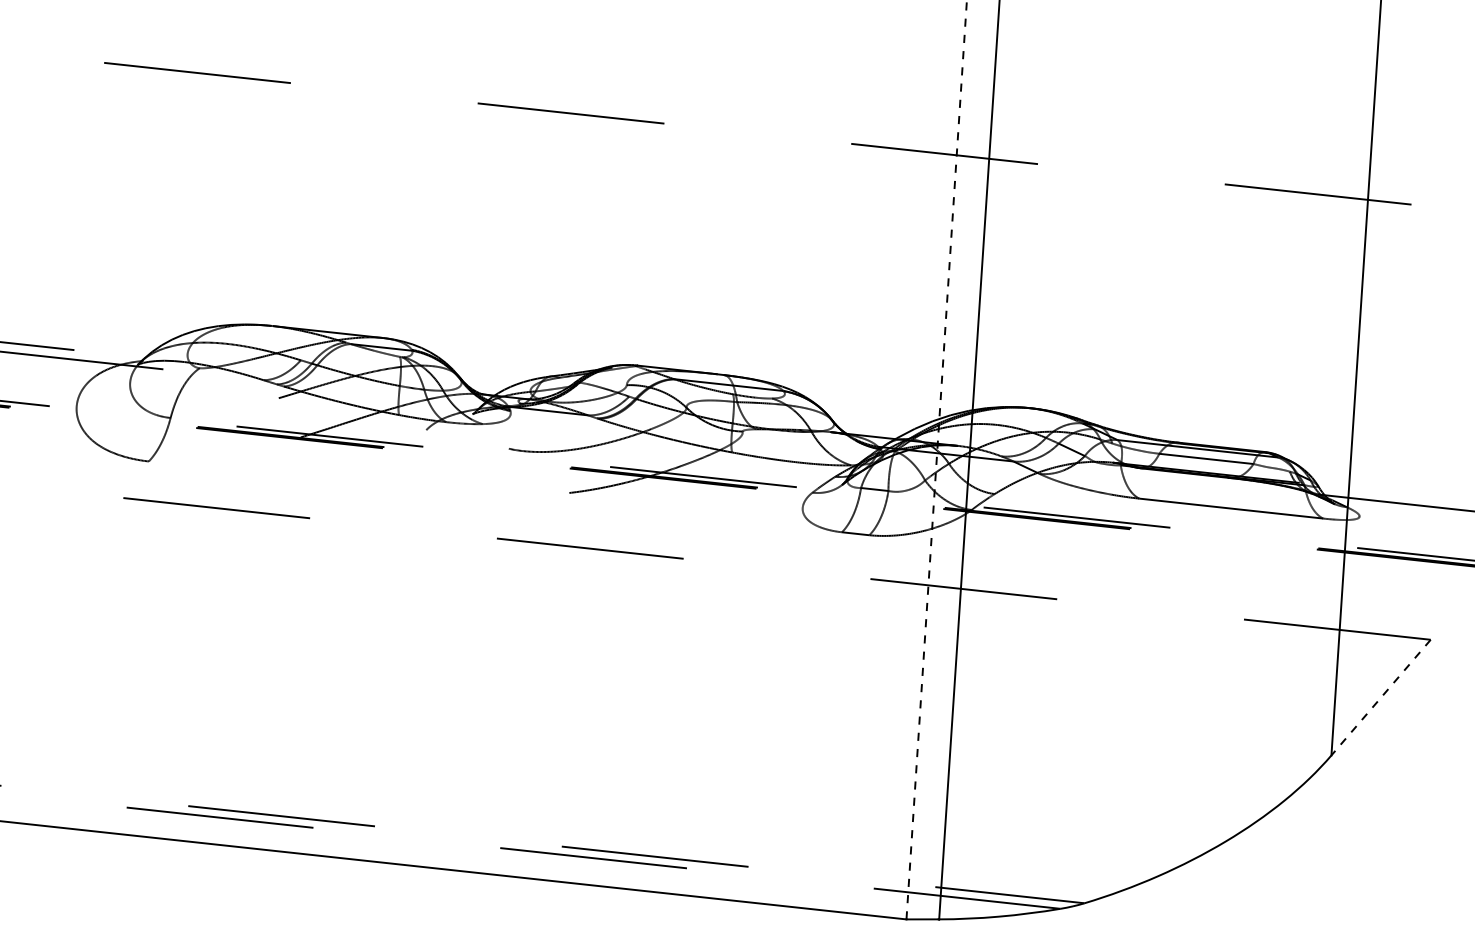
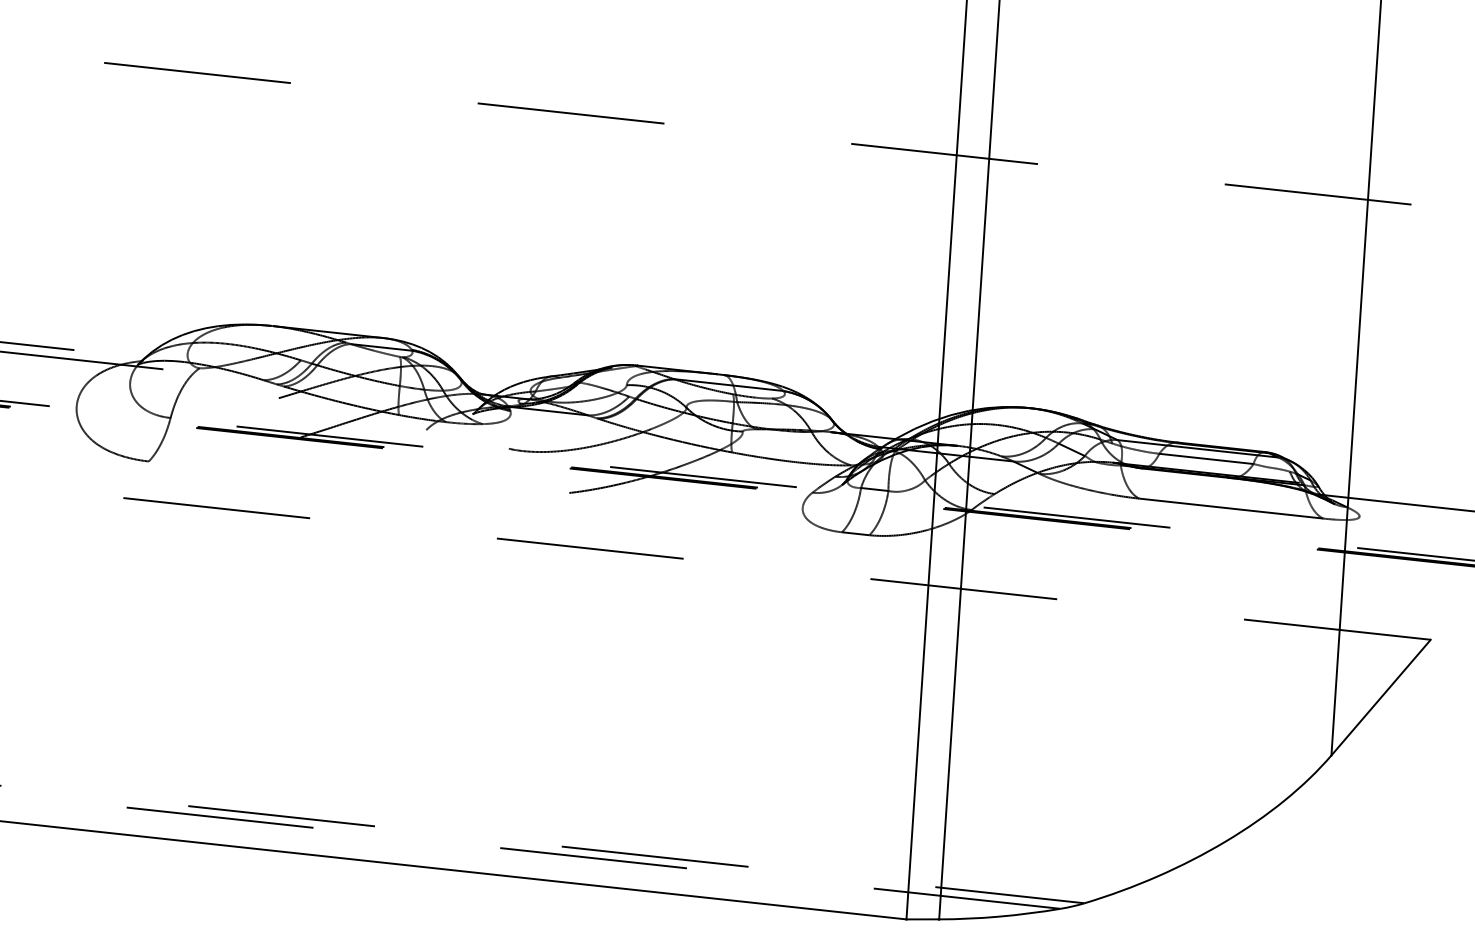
line: dashed -> solid (936, 459)
line: dashed -> solid (1380, 697)
